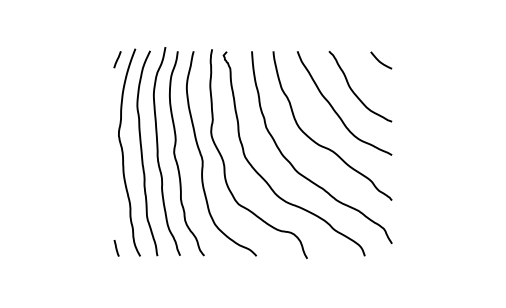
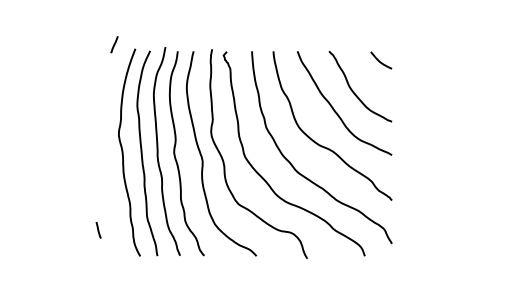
line position: (117, 59) -> (114, 44) (114, 44)
line position: (116, 248) -> (98, 230) (98, 230)
